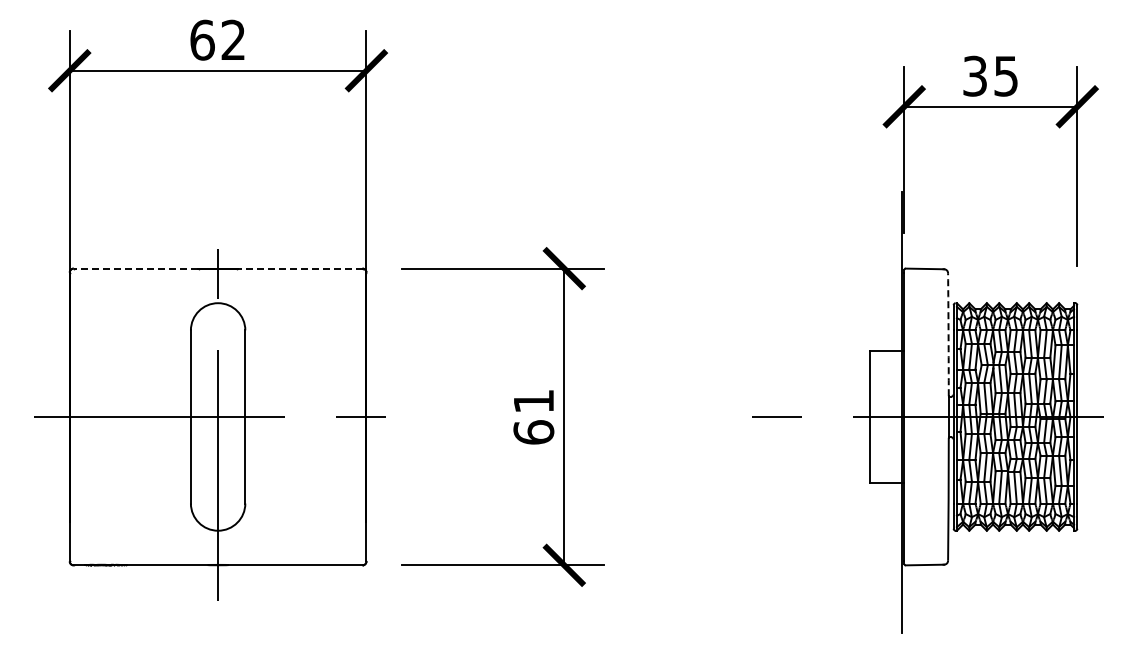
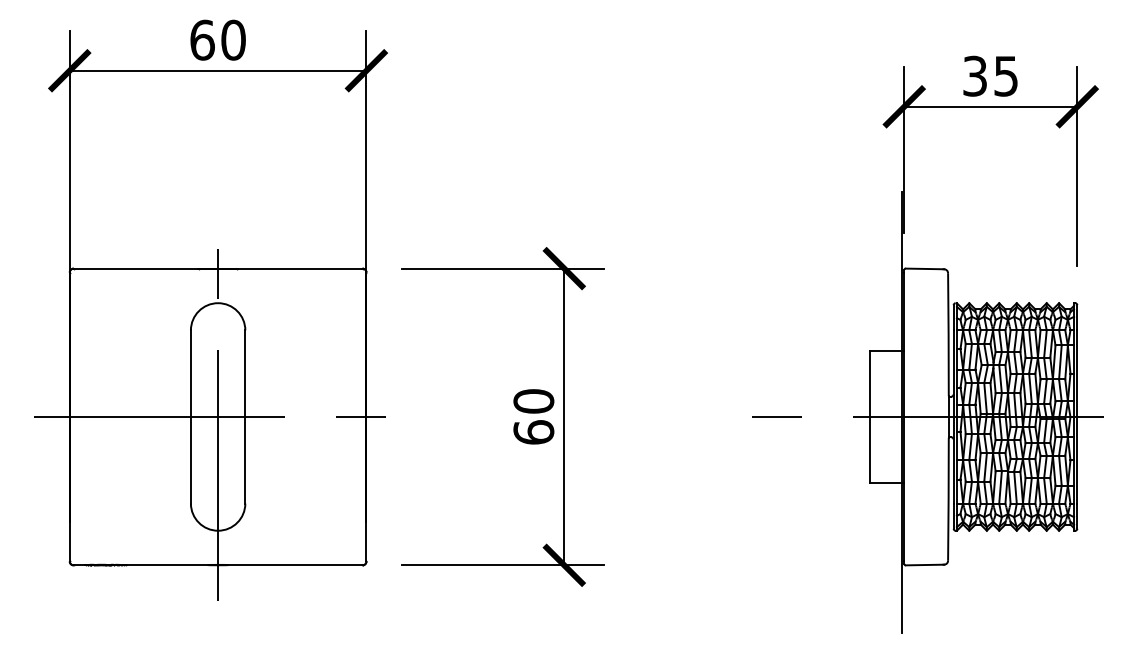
text: 62 -> 60 (233, 39)
line: dashed -> solid (217, 268)
arc: dashed -> solid (948, 334)
text: 61 -> 60 (533, 401)
